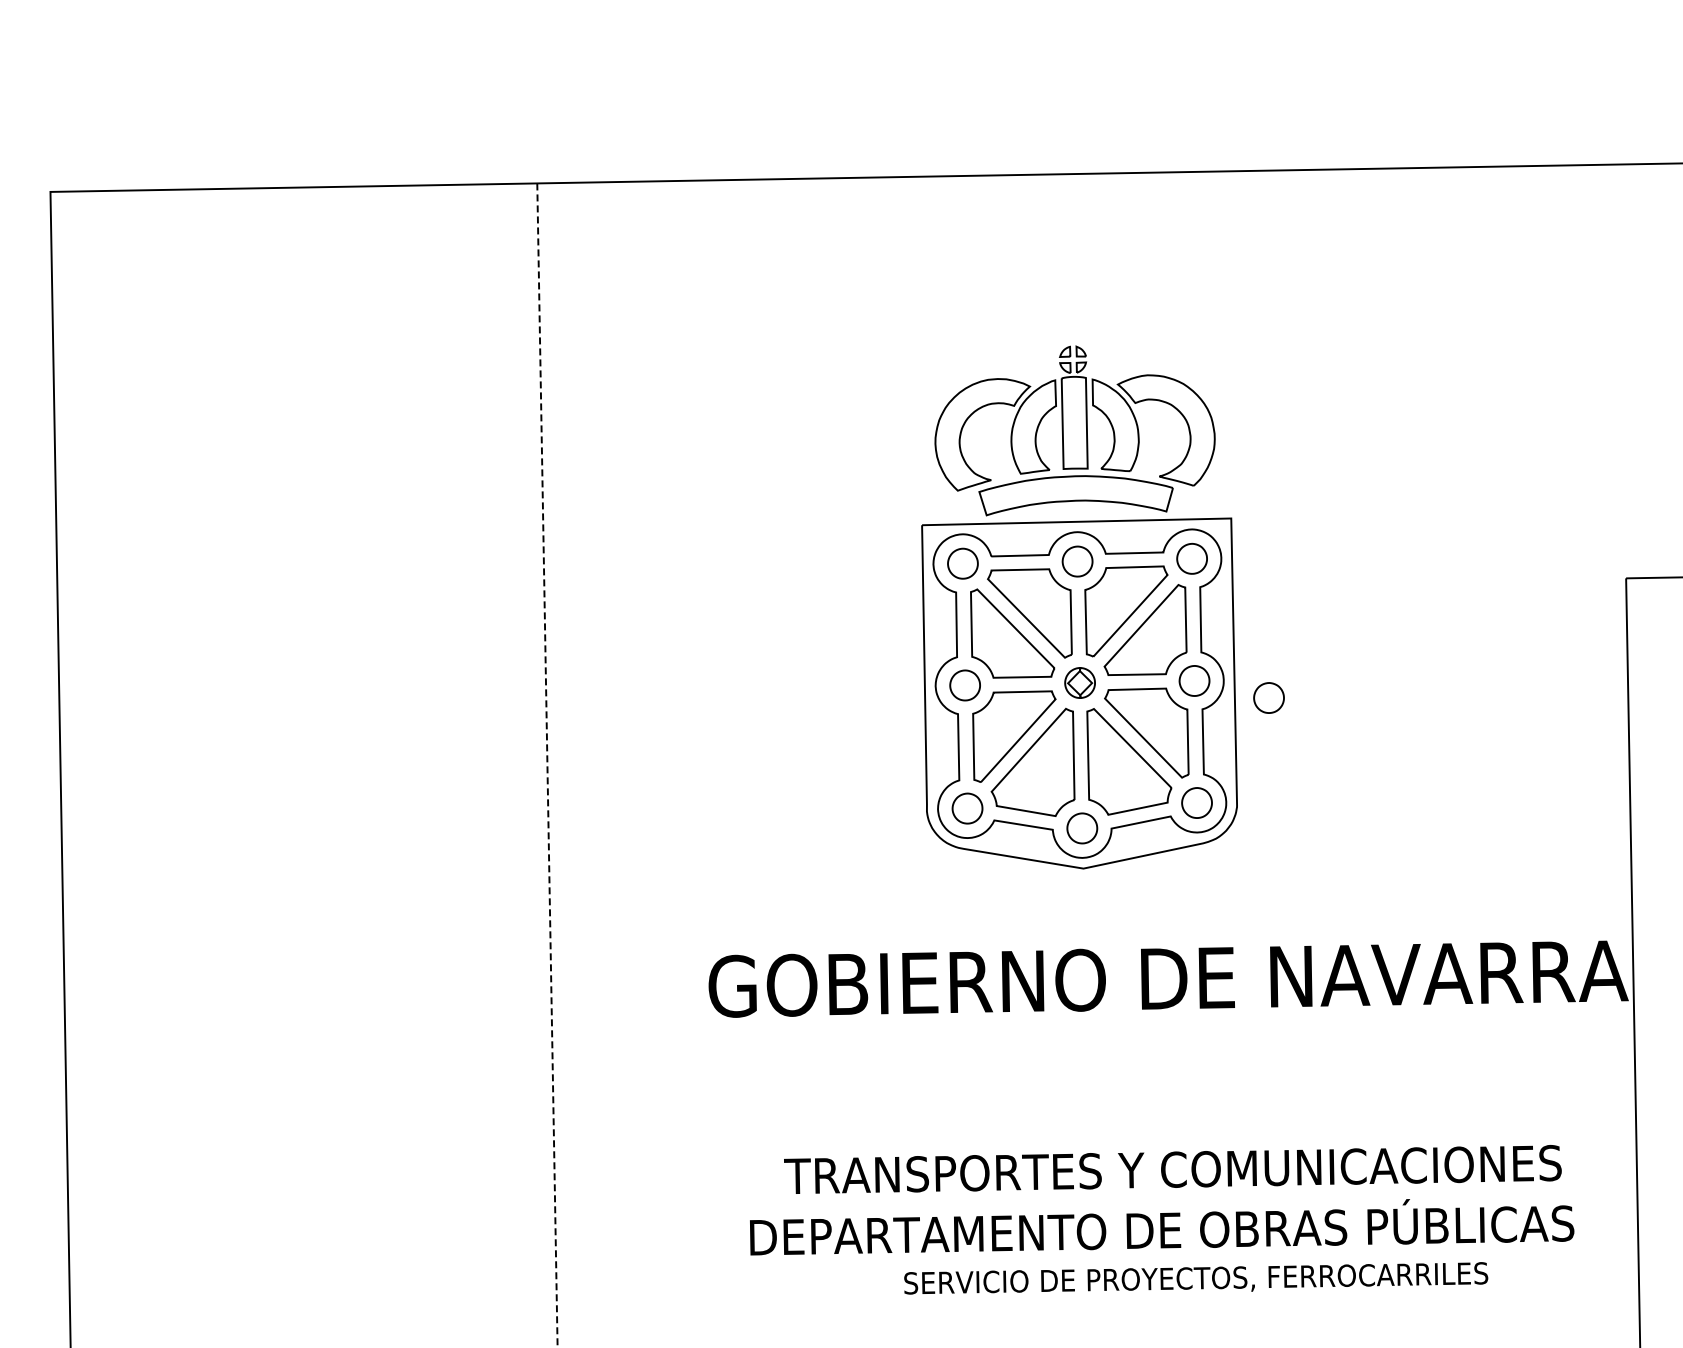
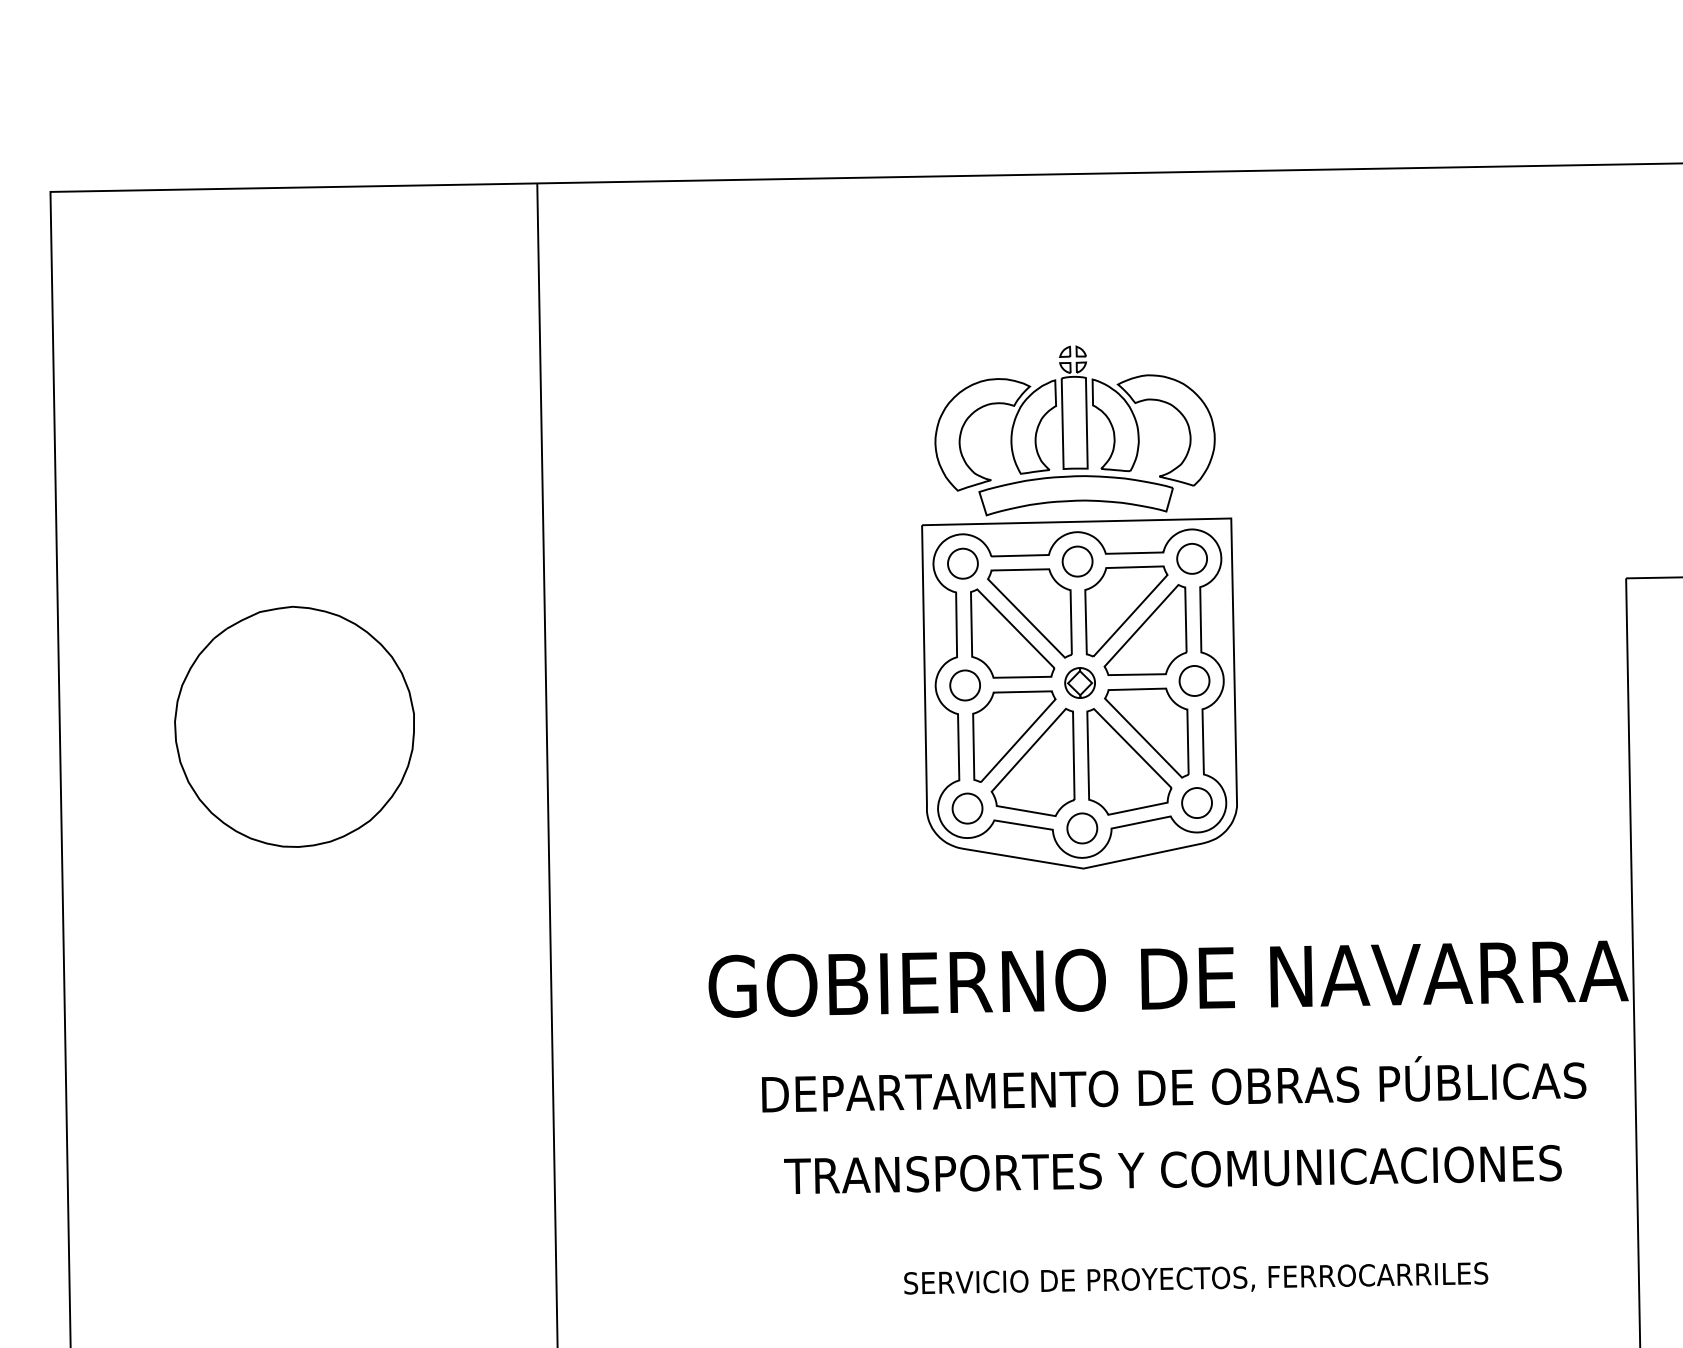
part: present -> none (1268, 697)
part: none -> present (294, 726)
line: dashed -> solid (547, 765)
text position: (1162, 1227) -> (1174, 1084) (1174, 1084)
